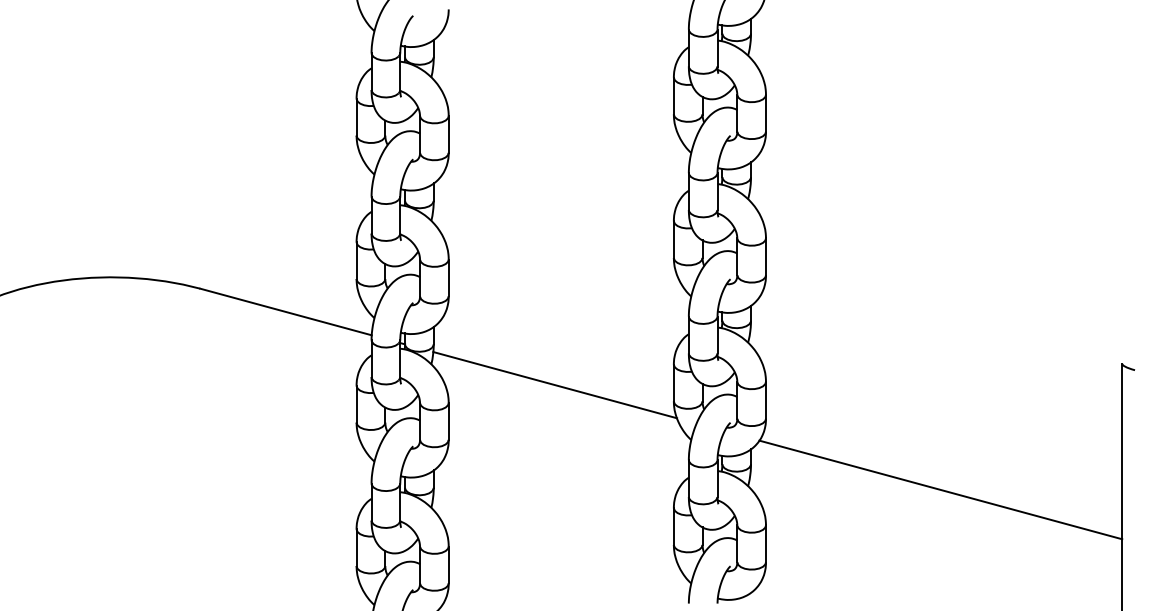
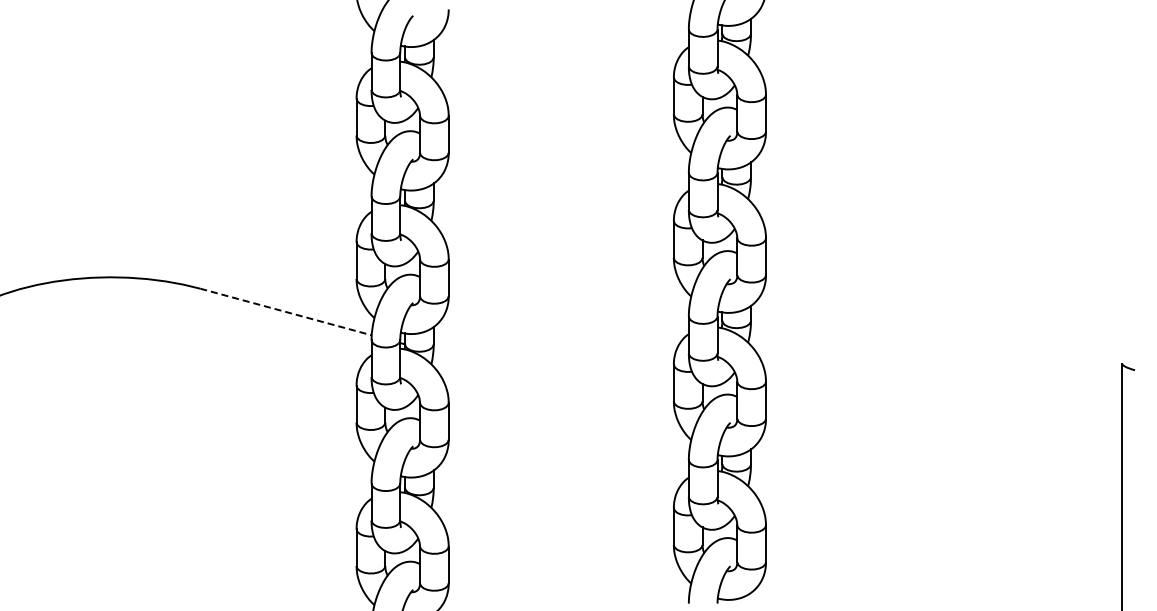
line: solid -> dashed (286, 312)
line: present -> none (555, 385)
line: present -> none (940, 489)
